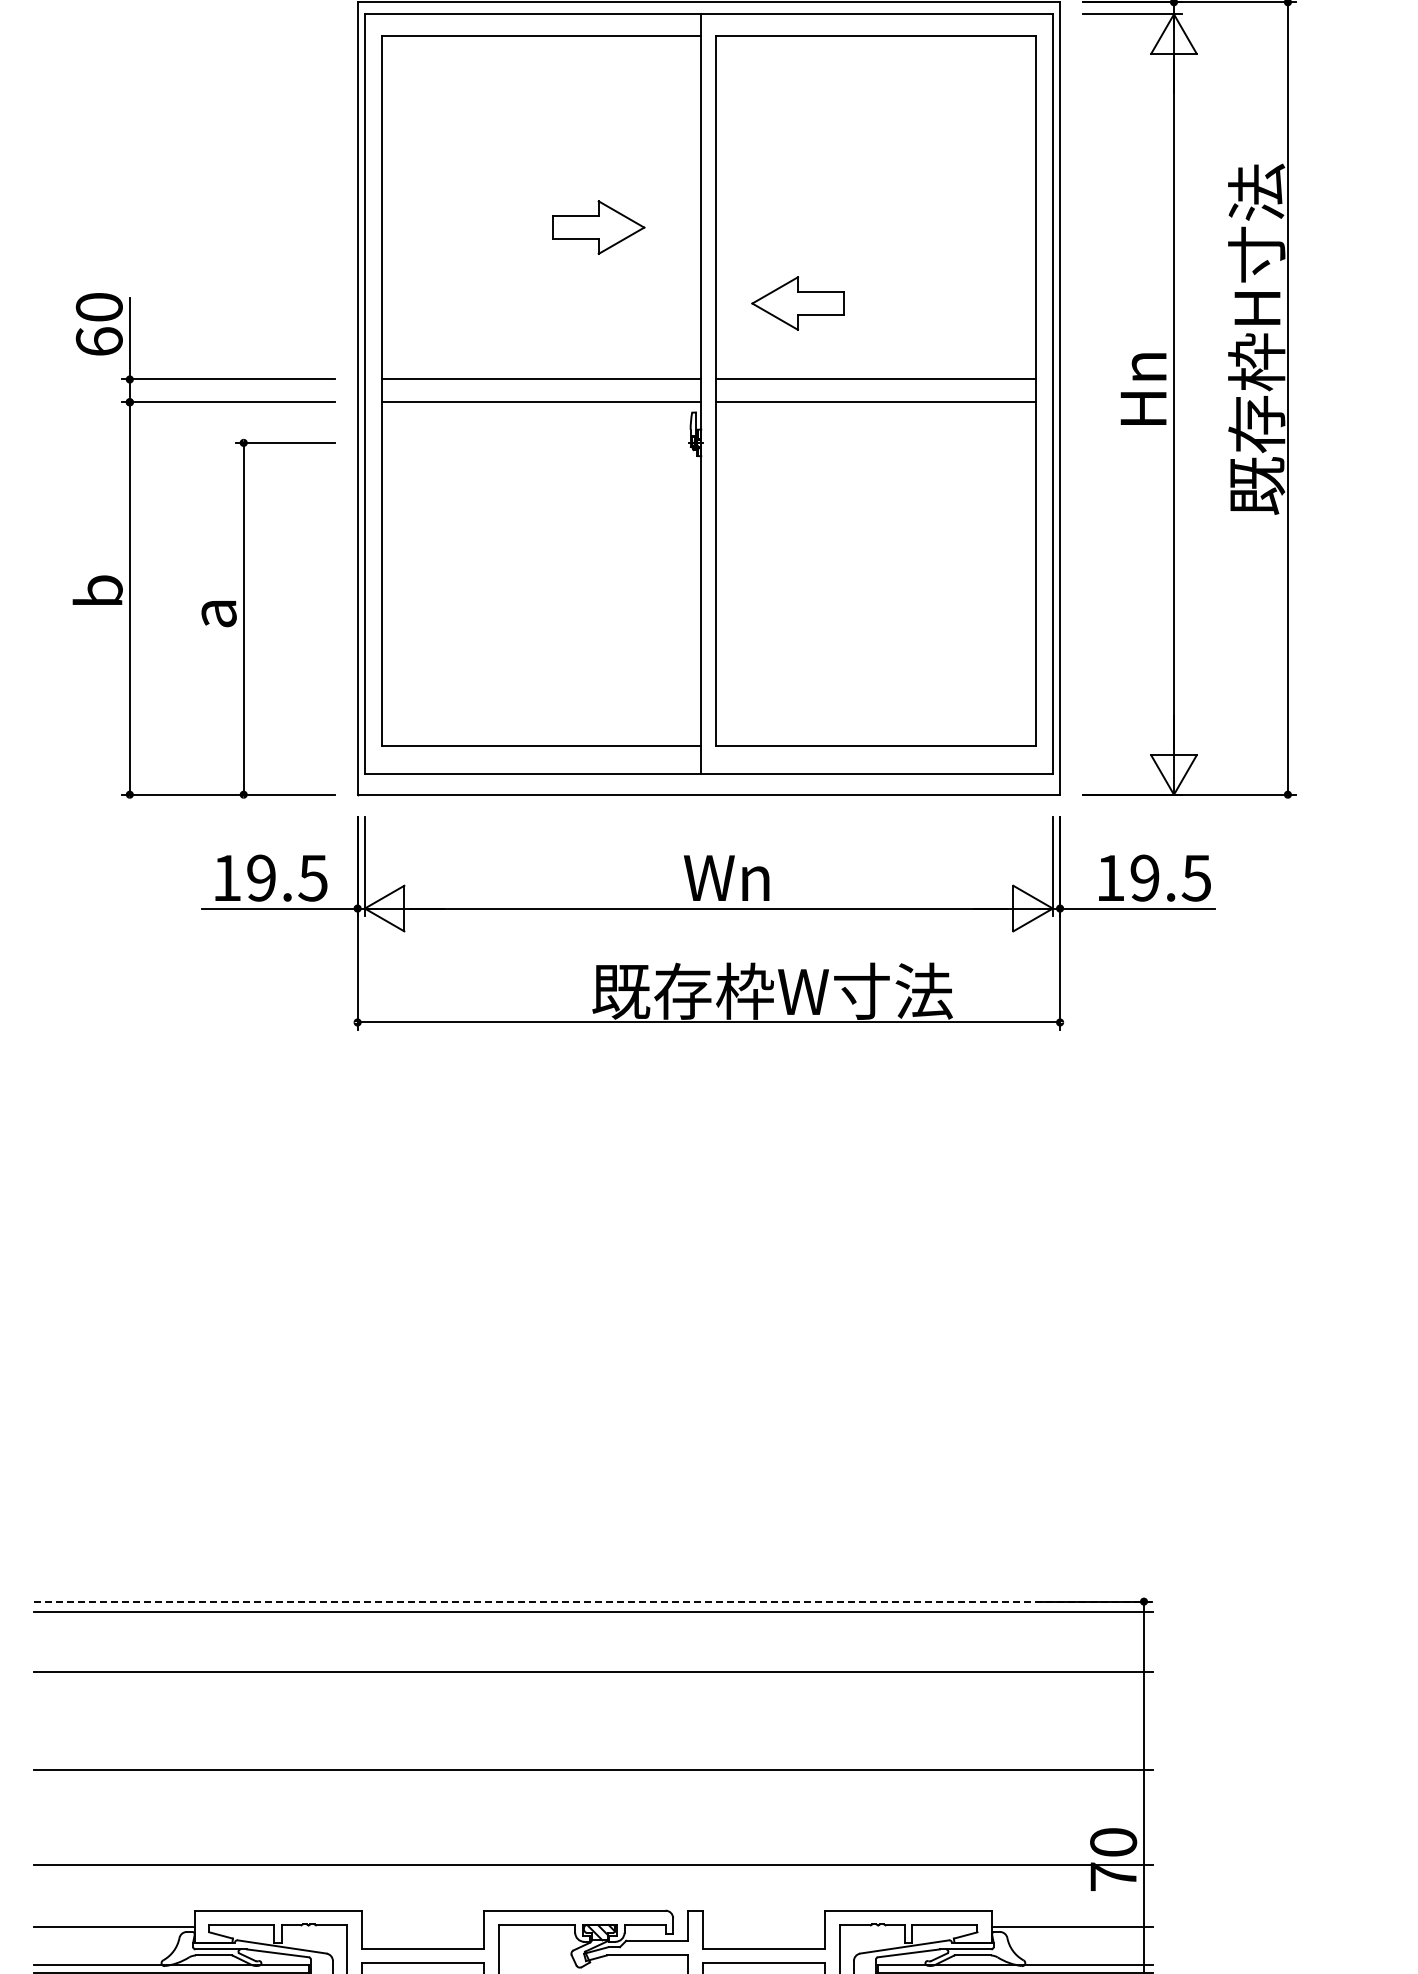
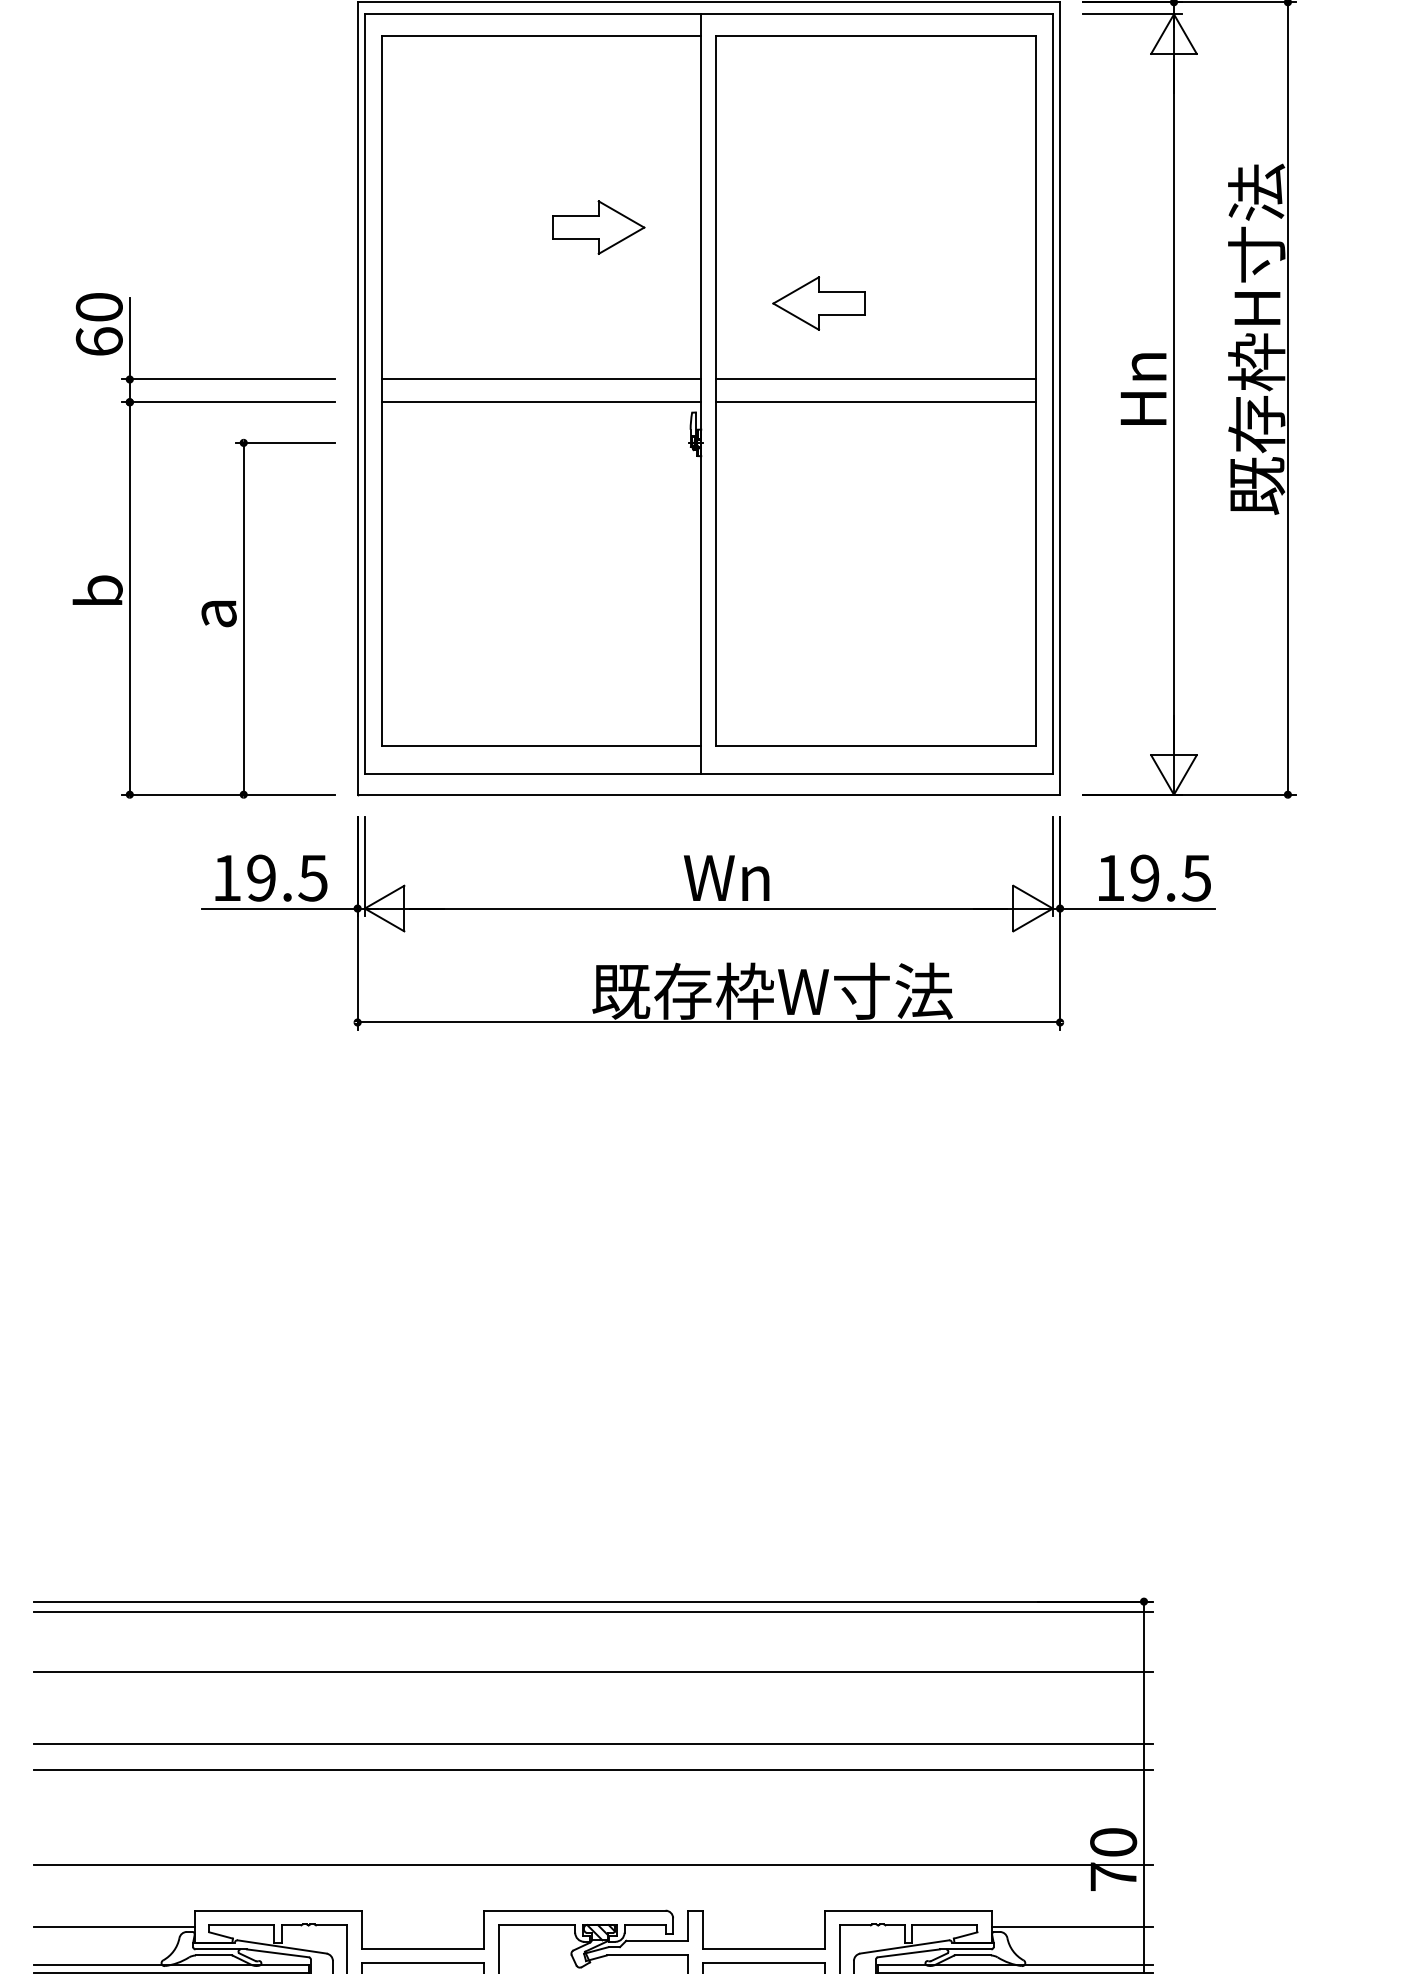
part position: (797, 303) -> (818, 303) (818, 303)
line: dashed -> solid (593, 1601)
line: none -> present (593, 1744)
